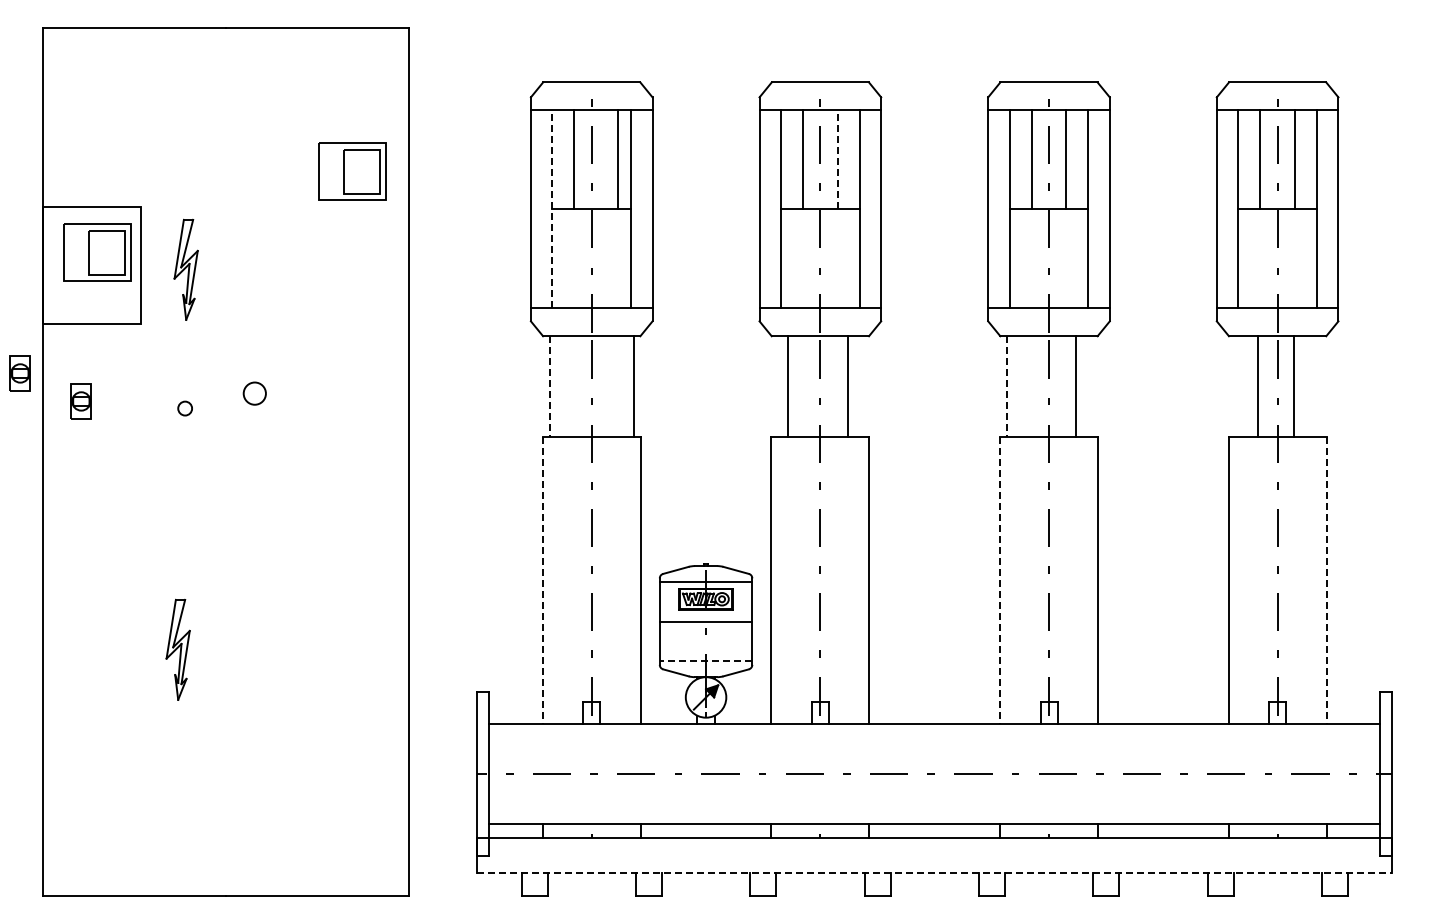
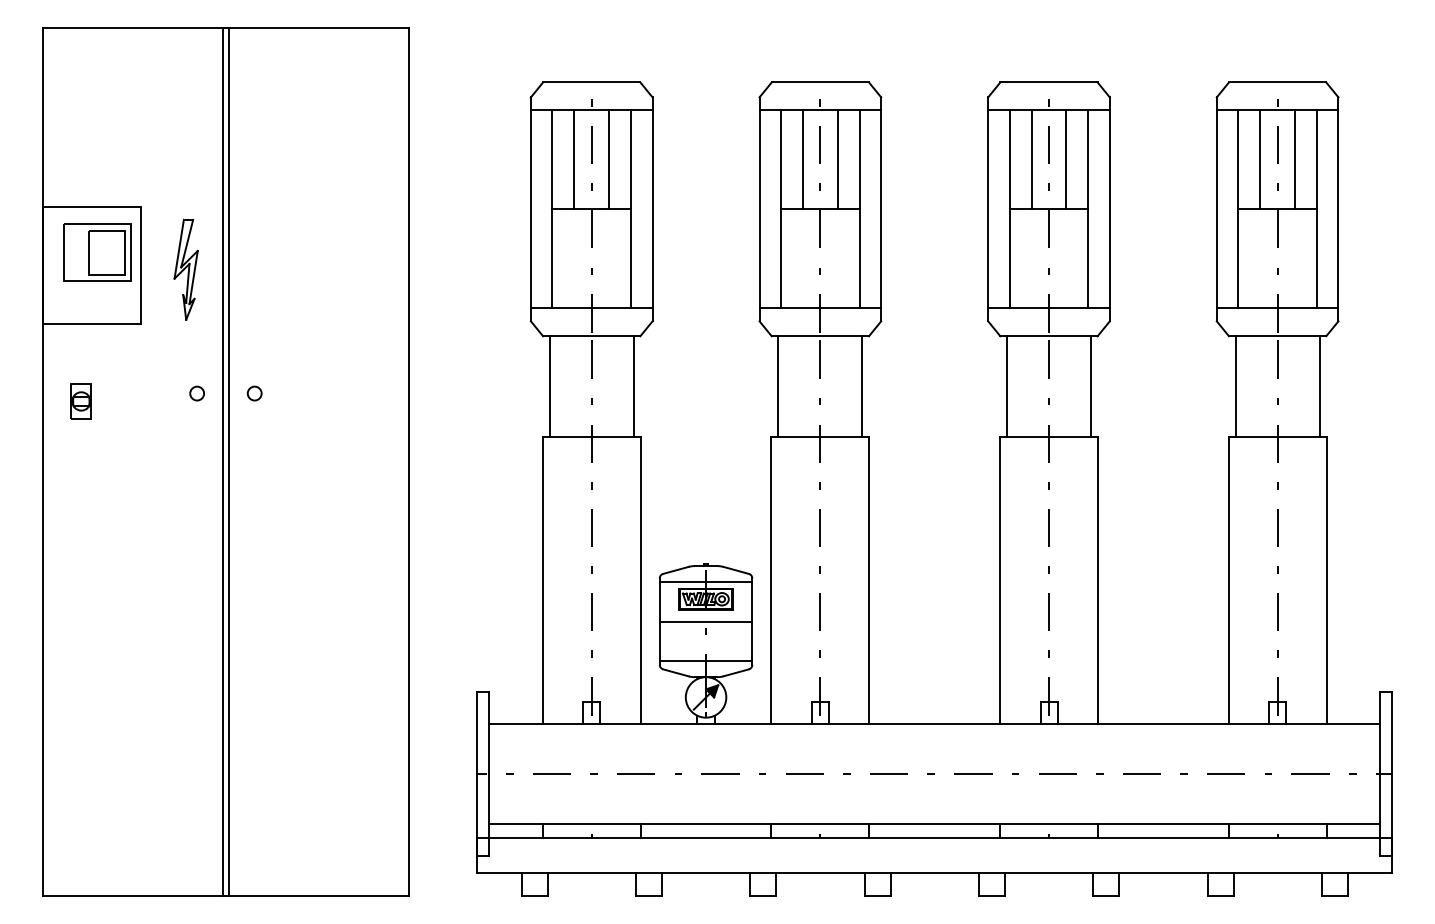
line position: (618, 159) -> (609, 159) (609, 159)
line: dashed -> solid (837, 159)
part: present -> none (352, 171)
line: dashed -> solid (552, 208)
part: present -> none (19, 373)
line position: (788, 386) -> (778, 386) (778, 386)
line position: (848, 386) -> (862, 386) (862, 386)
line position: (1076, 386) -> (1091, 386) (1091, 386)
line position: (1257, 386) -> (1235, 386) (1235, 386)
line position: (1293, 386) -> (1319, 386) (1319, 386)
line: dashed -> solid (549, 387)
line: dashed -> solid (1007, 387)
circle size: 25x25 px -> 17x17 px (254, 393)
circle position: (184, 408) -> (196, 393) (196, 393)
line: none -> present (222, 461)
line: none -> present (229, 461)
line: dashed -> solid (542, 580)
line: dashed -> solid (1000, 580)
line: dashed -> solid (1326, 580)
part: present -> none (177, 649)
line: dashed -> solid (705, 660)
line: dashed -> solid (935, 872)
